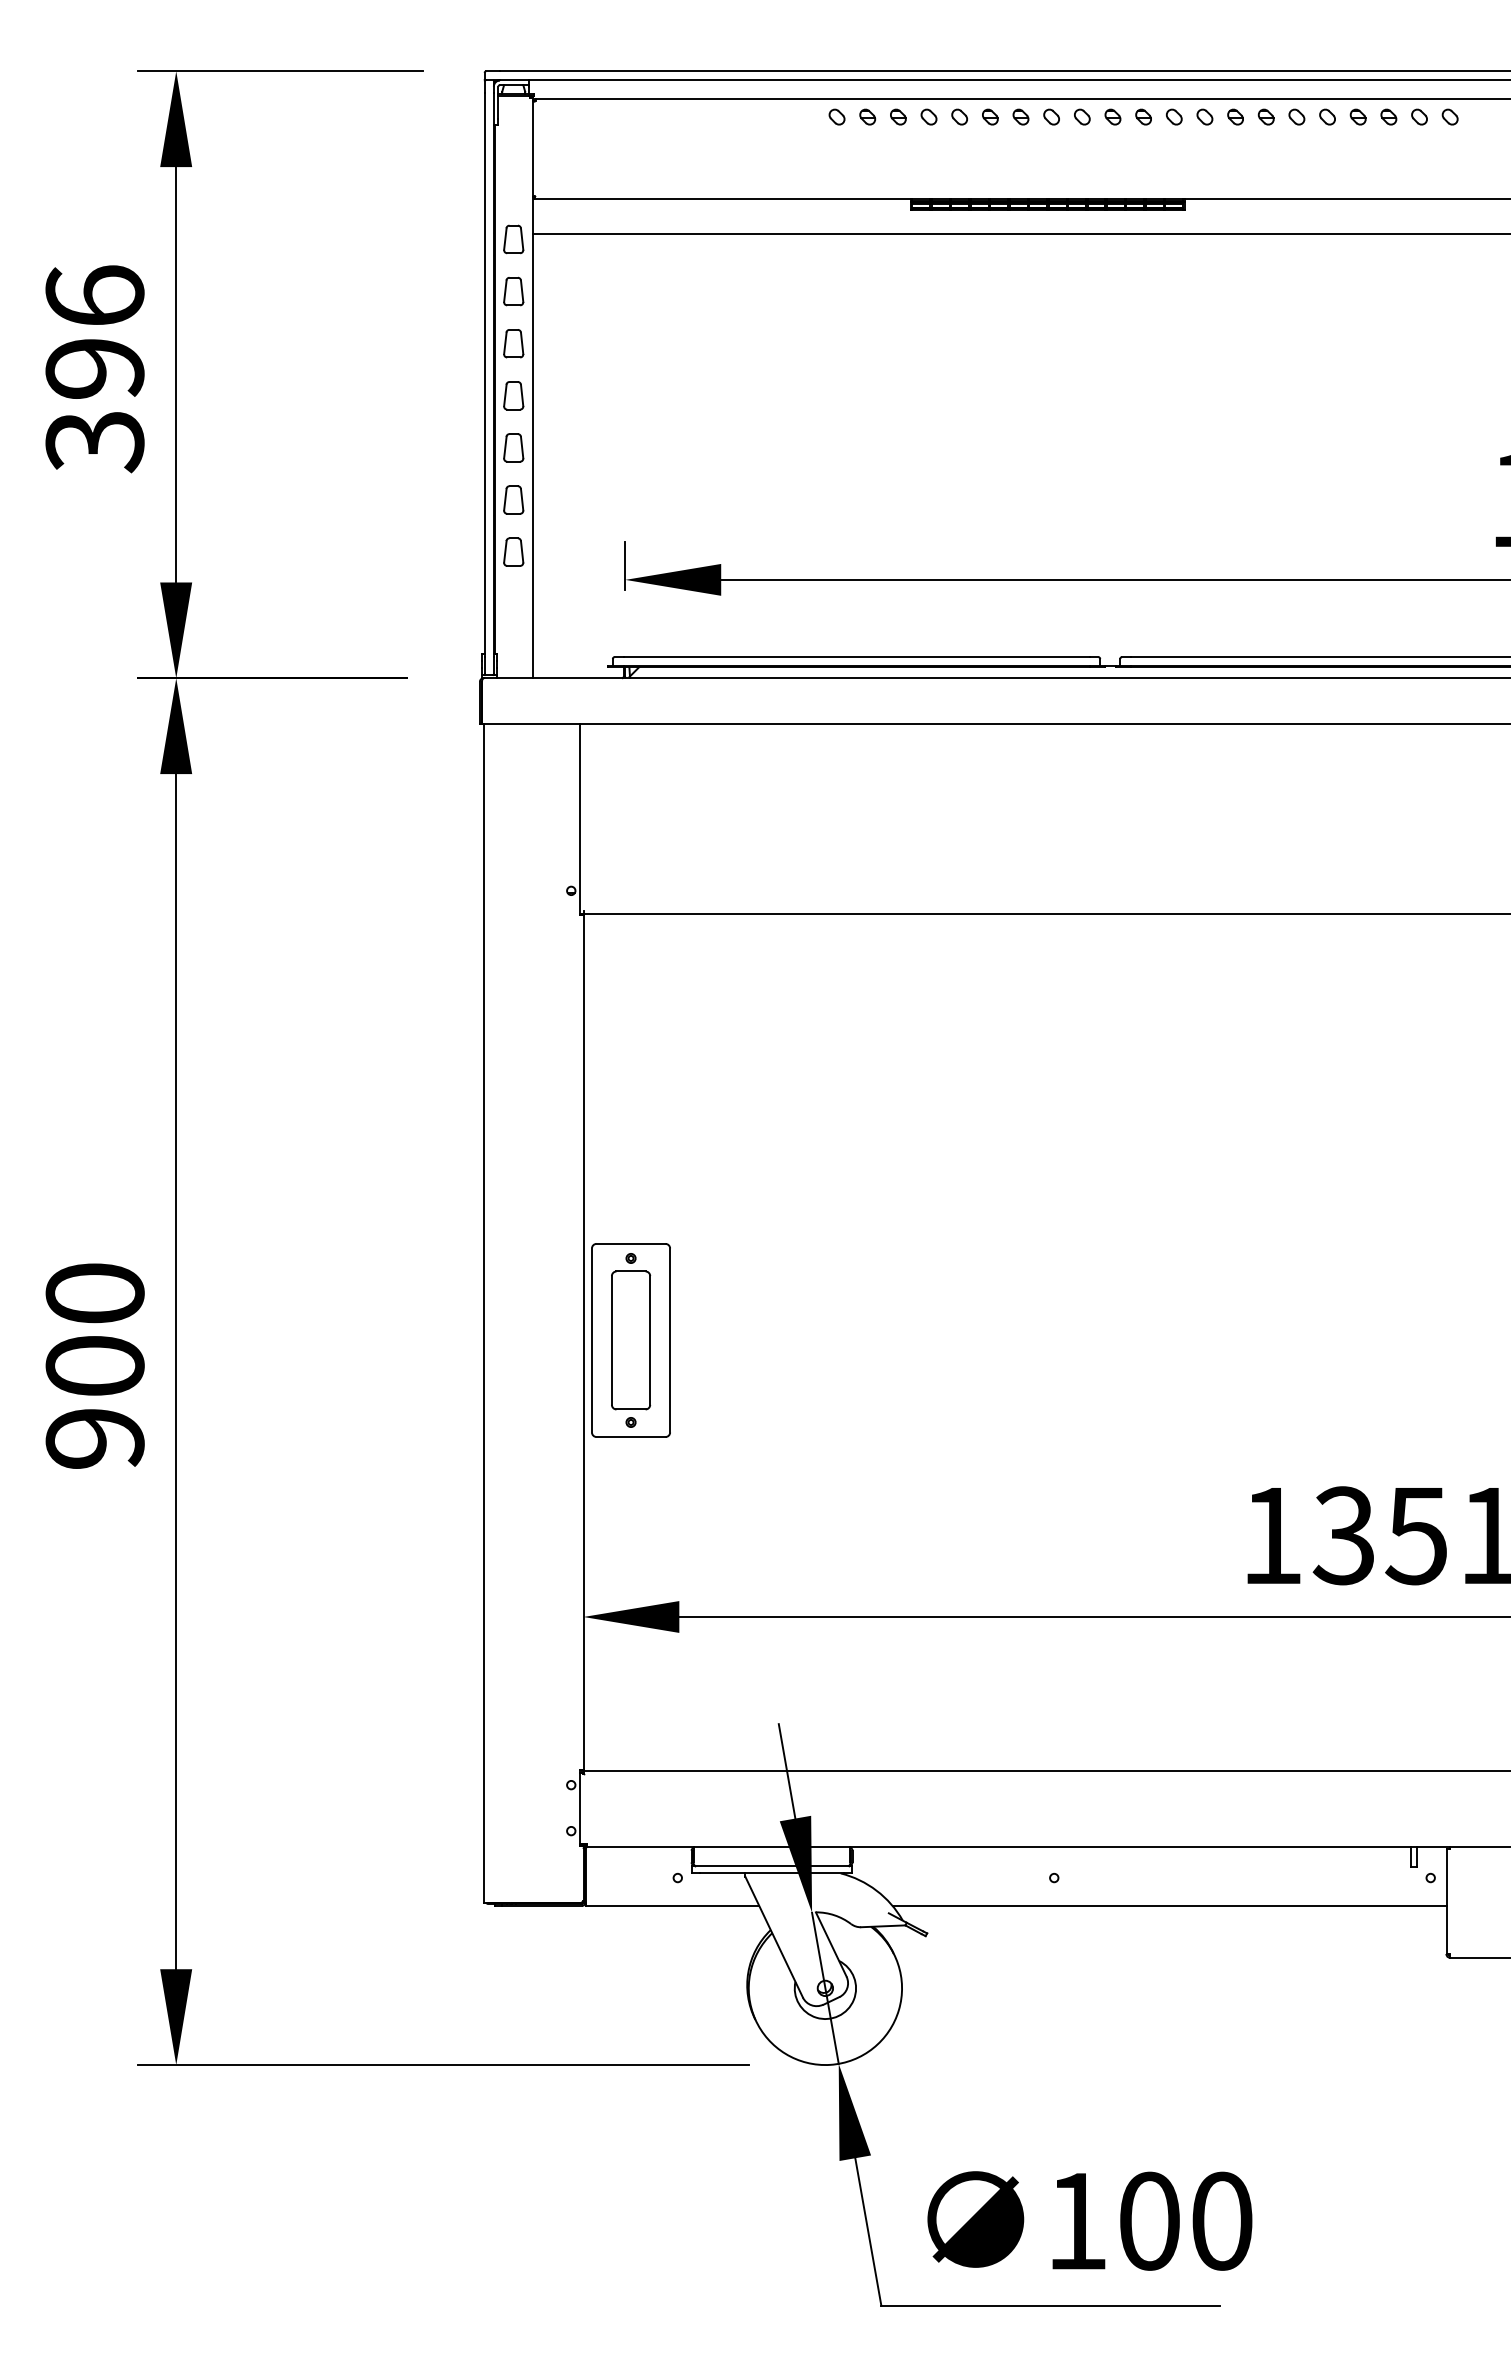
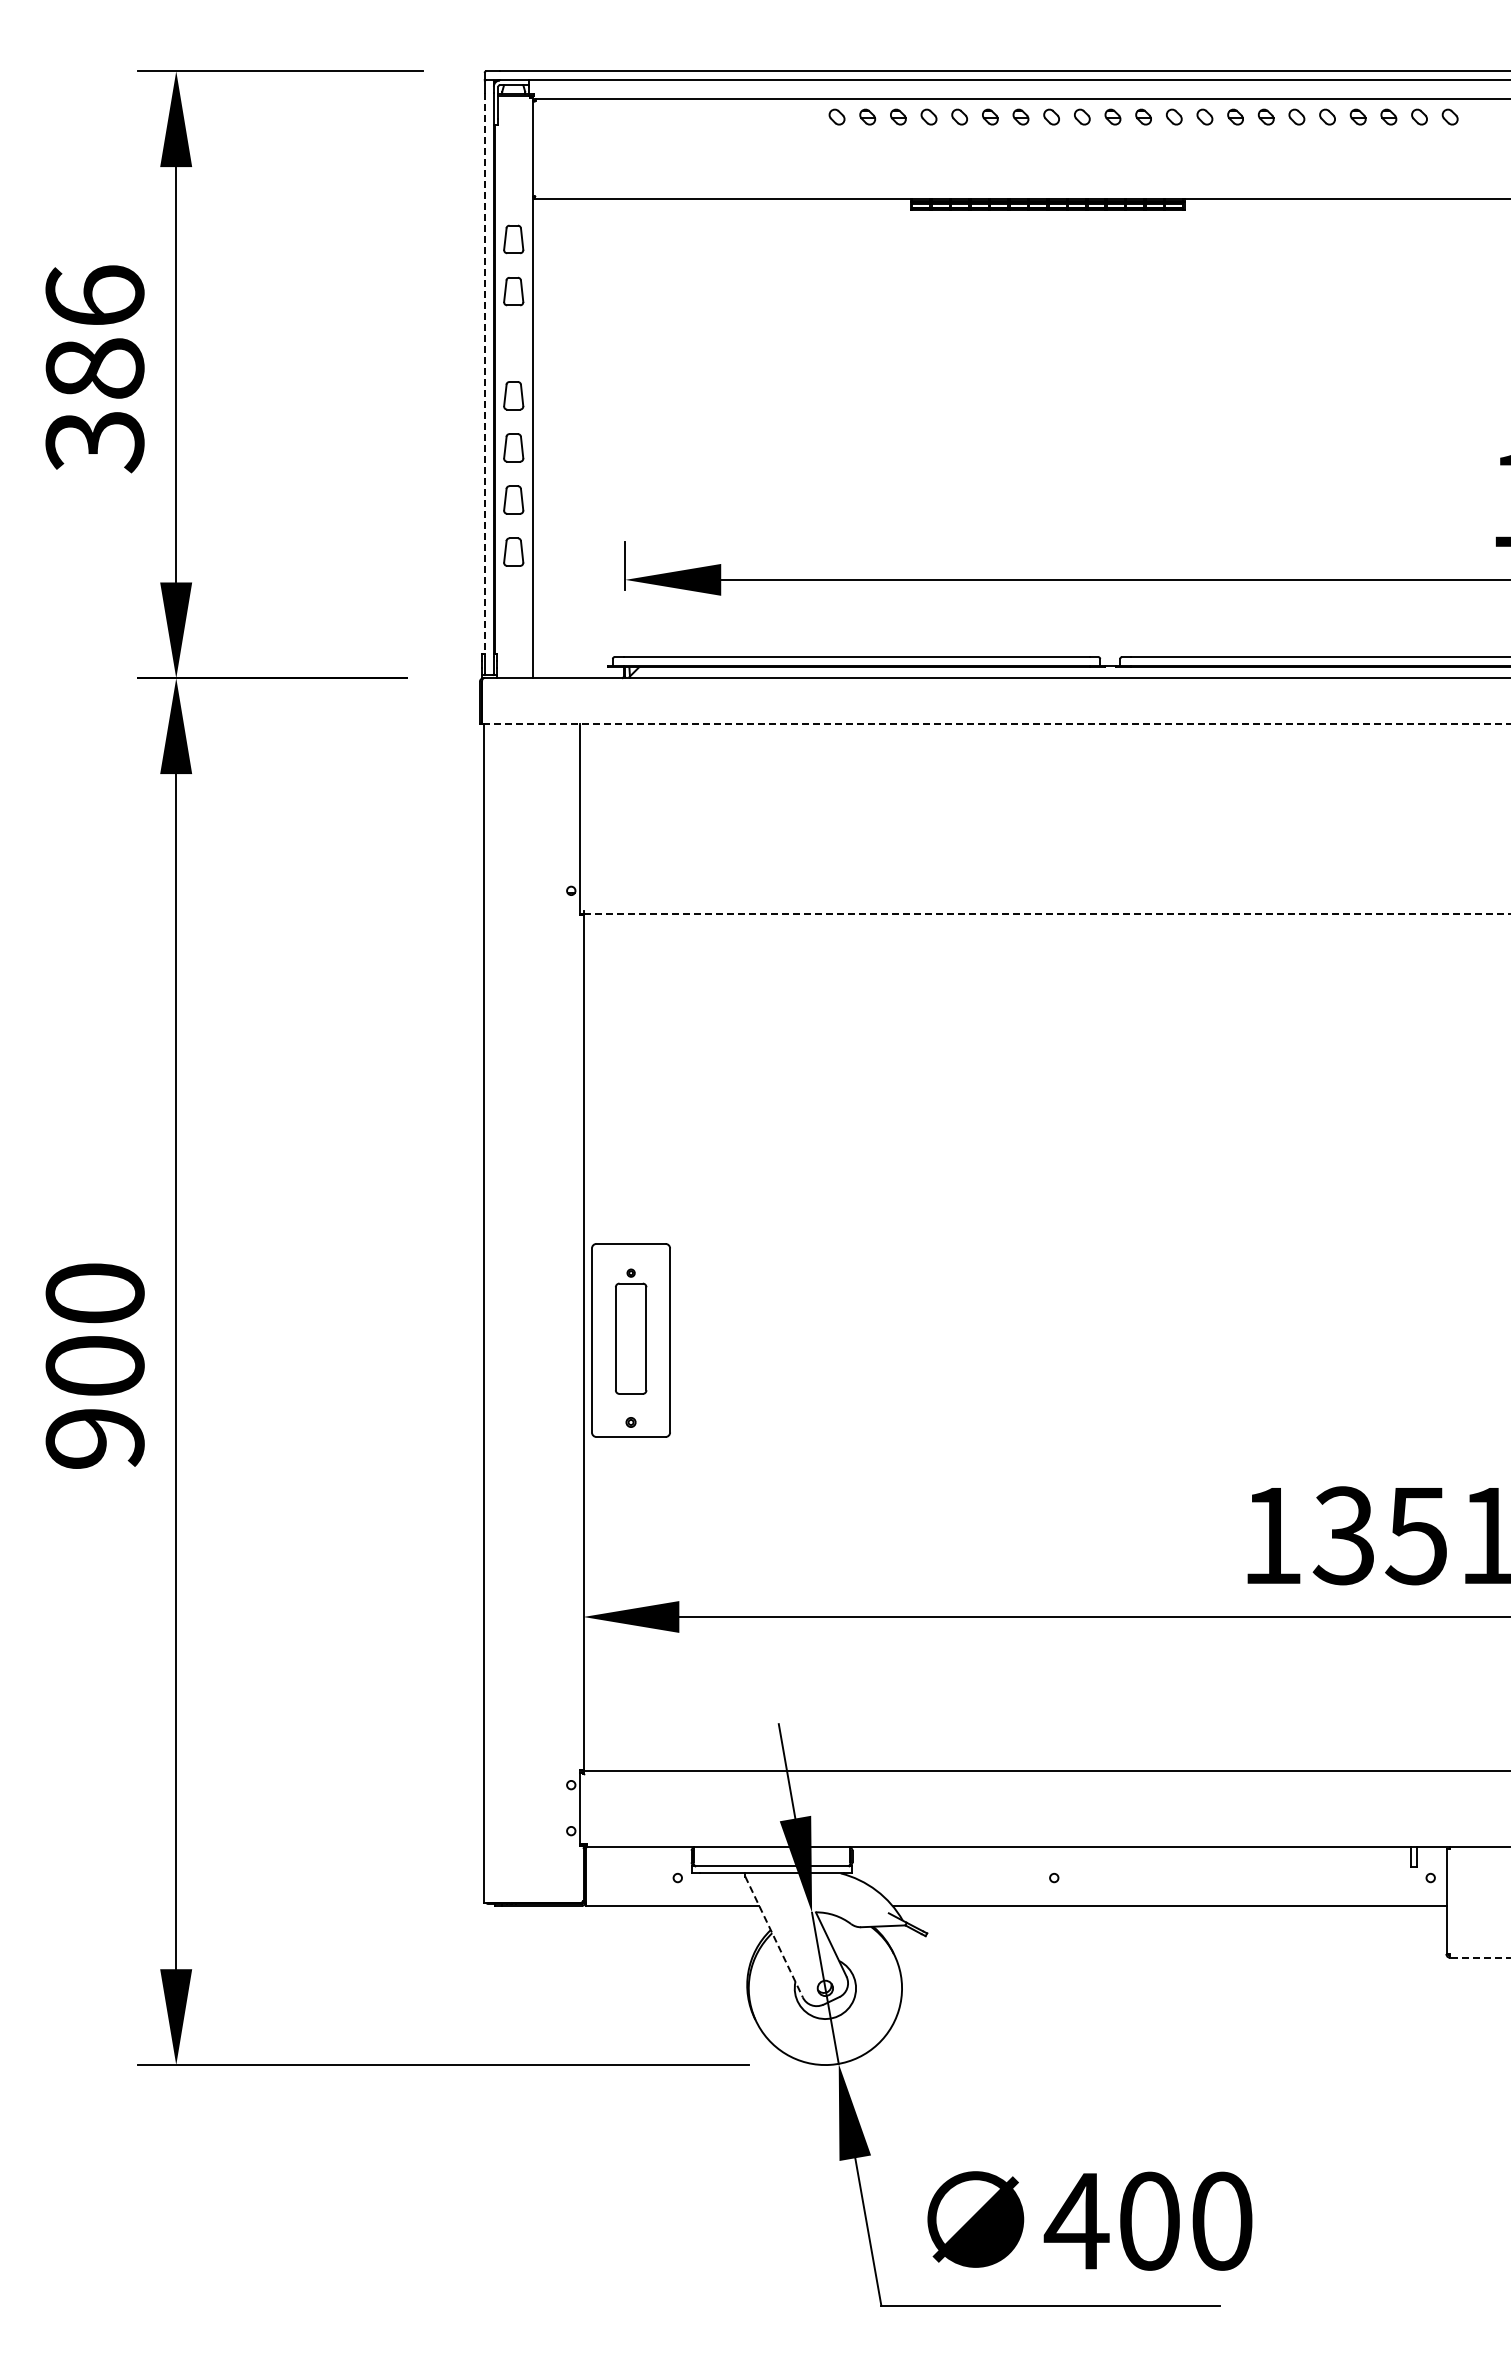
line: present -> none (1019, 233)
part: present -> none (513, 343)
text: 396 -> 386 (94, 368)
line: solid -> dashed (484, 375)
line: solid -> dashed (995, 724)
line: solid -> dashed (1047, 913)
part size: 41x158 px -> 33x127 px (631, 1331)
line: solid -> dashed (774, 1936)
line: solid -> dashed (1479, 1957)
text: 100 -> 400 (1076, 2221)
